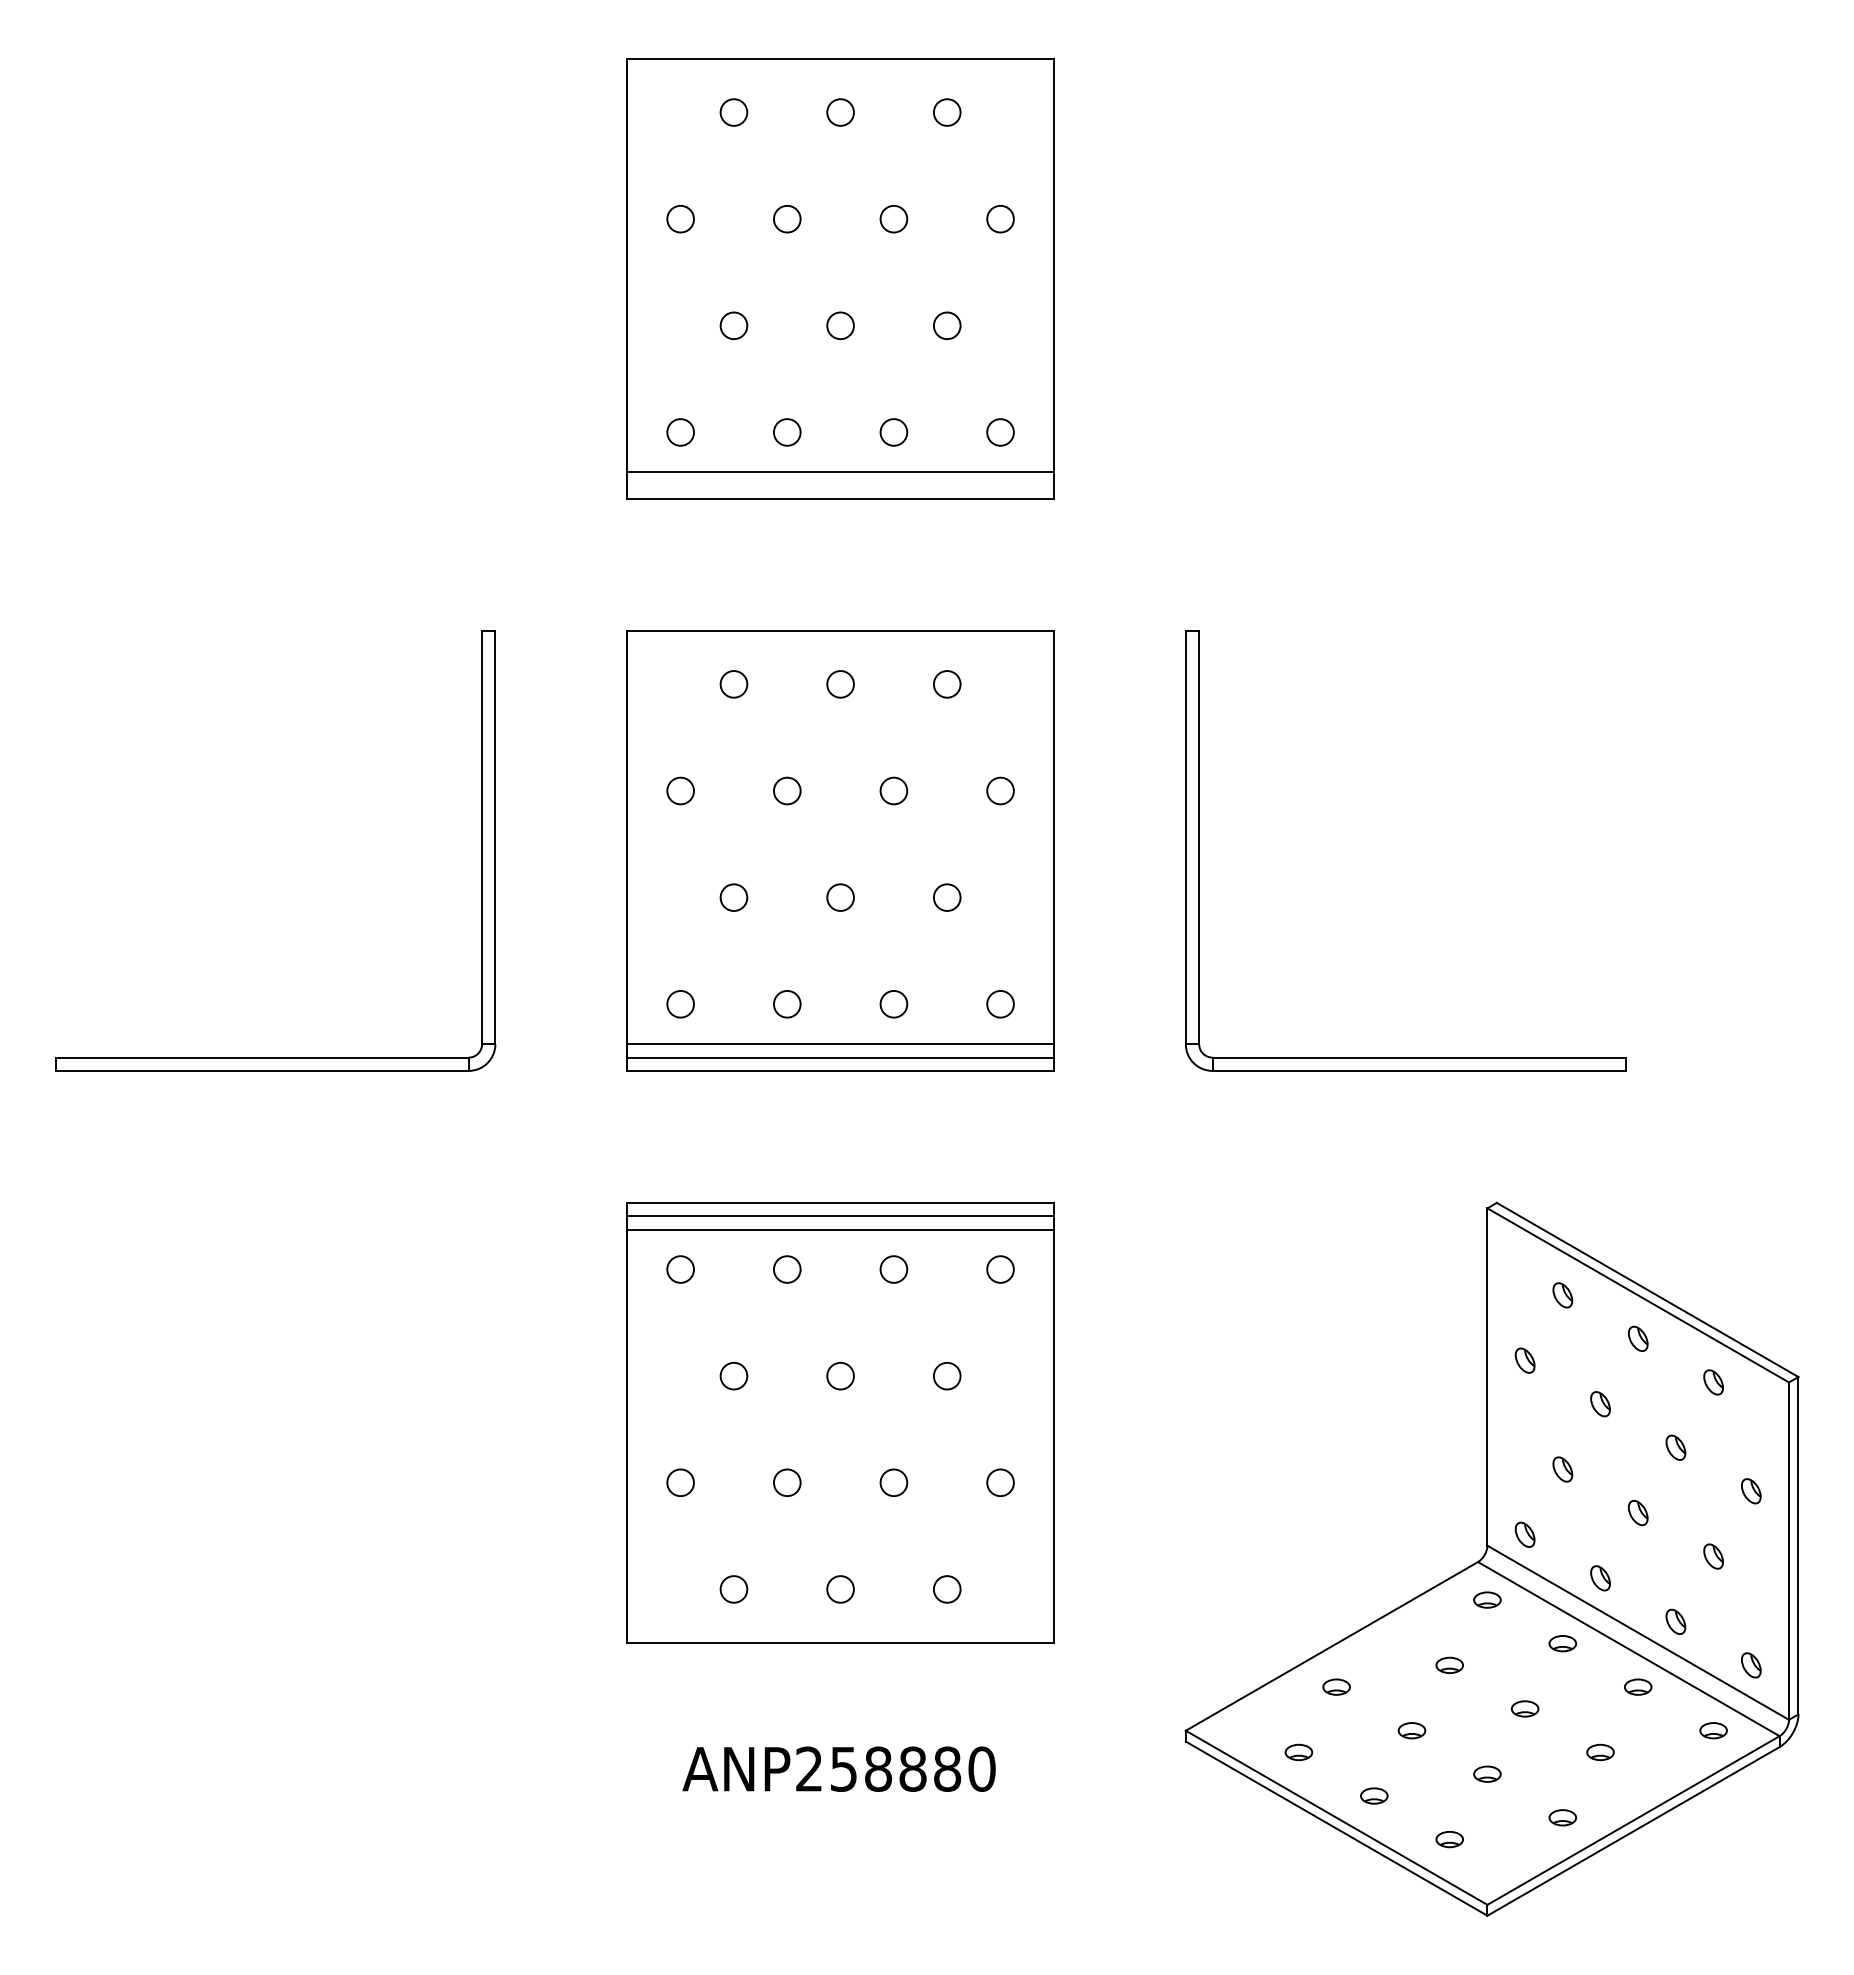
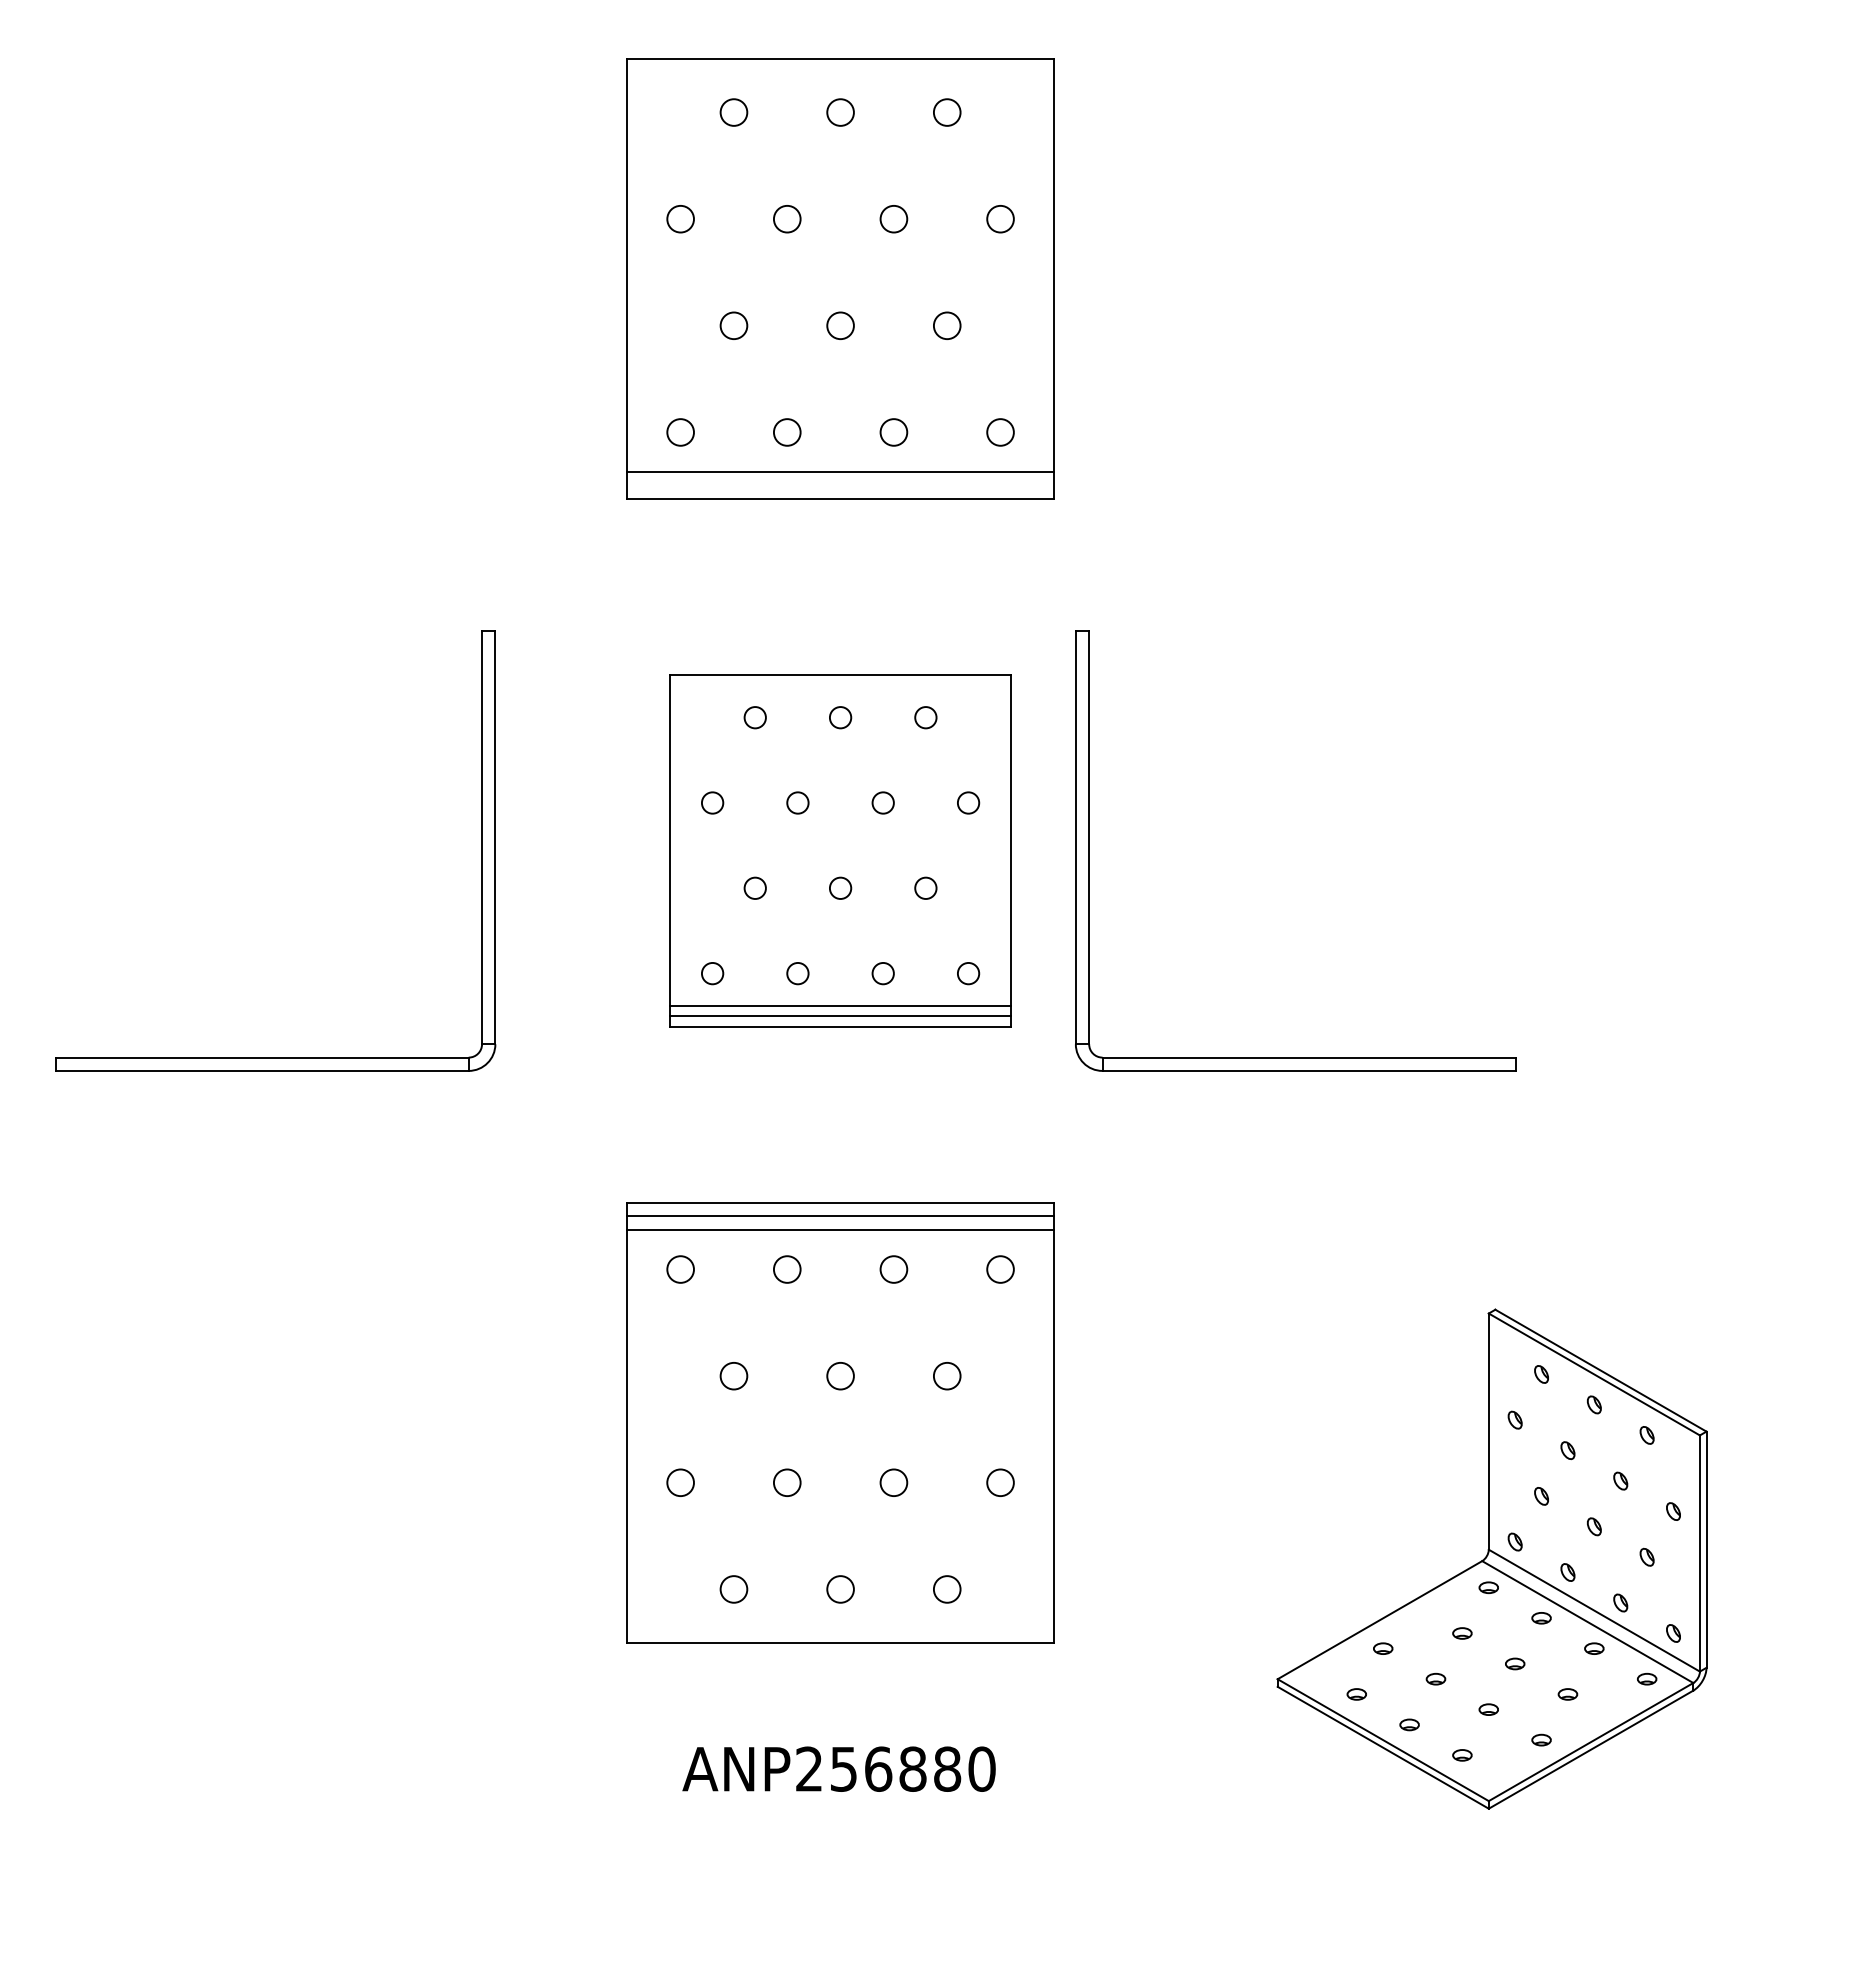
part size: 429x442 px -> 343x354 px (840, 850)
part position: (1199, 850) -> (1089, 850) (1089, 850)
part size: 616x716 px -> 432x502 px (1491, 1558)
text: ANP258880 -> ANP256880 (878, 1768)
